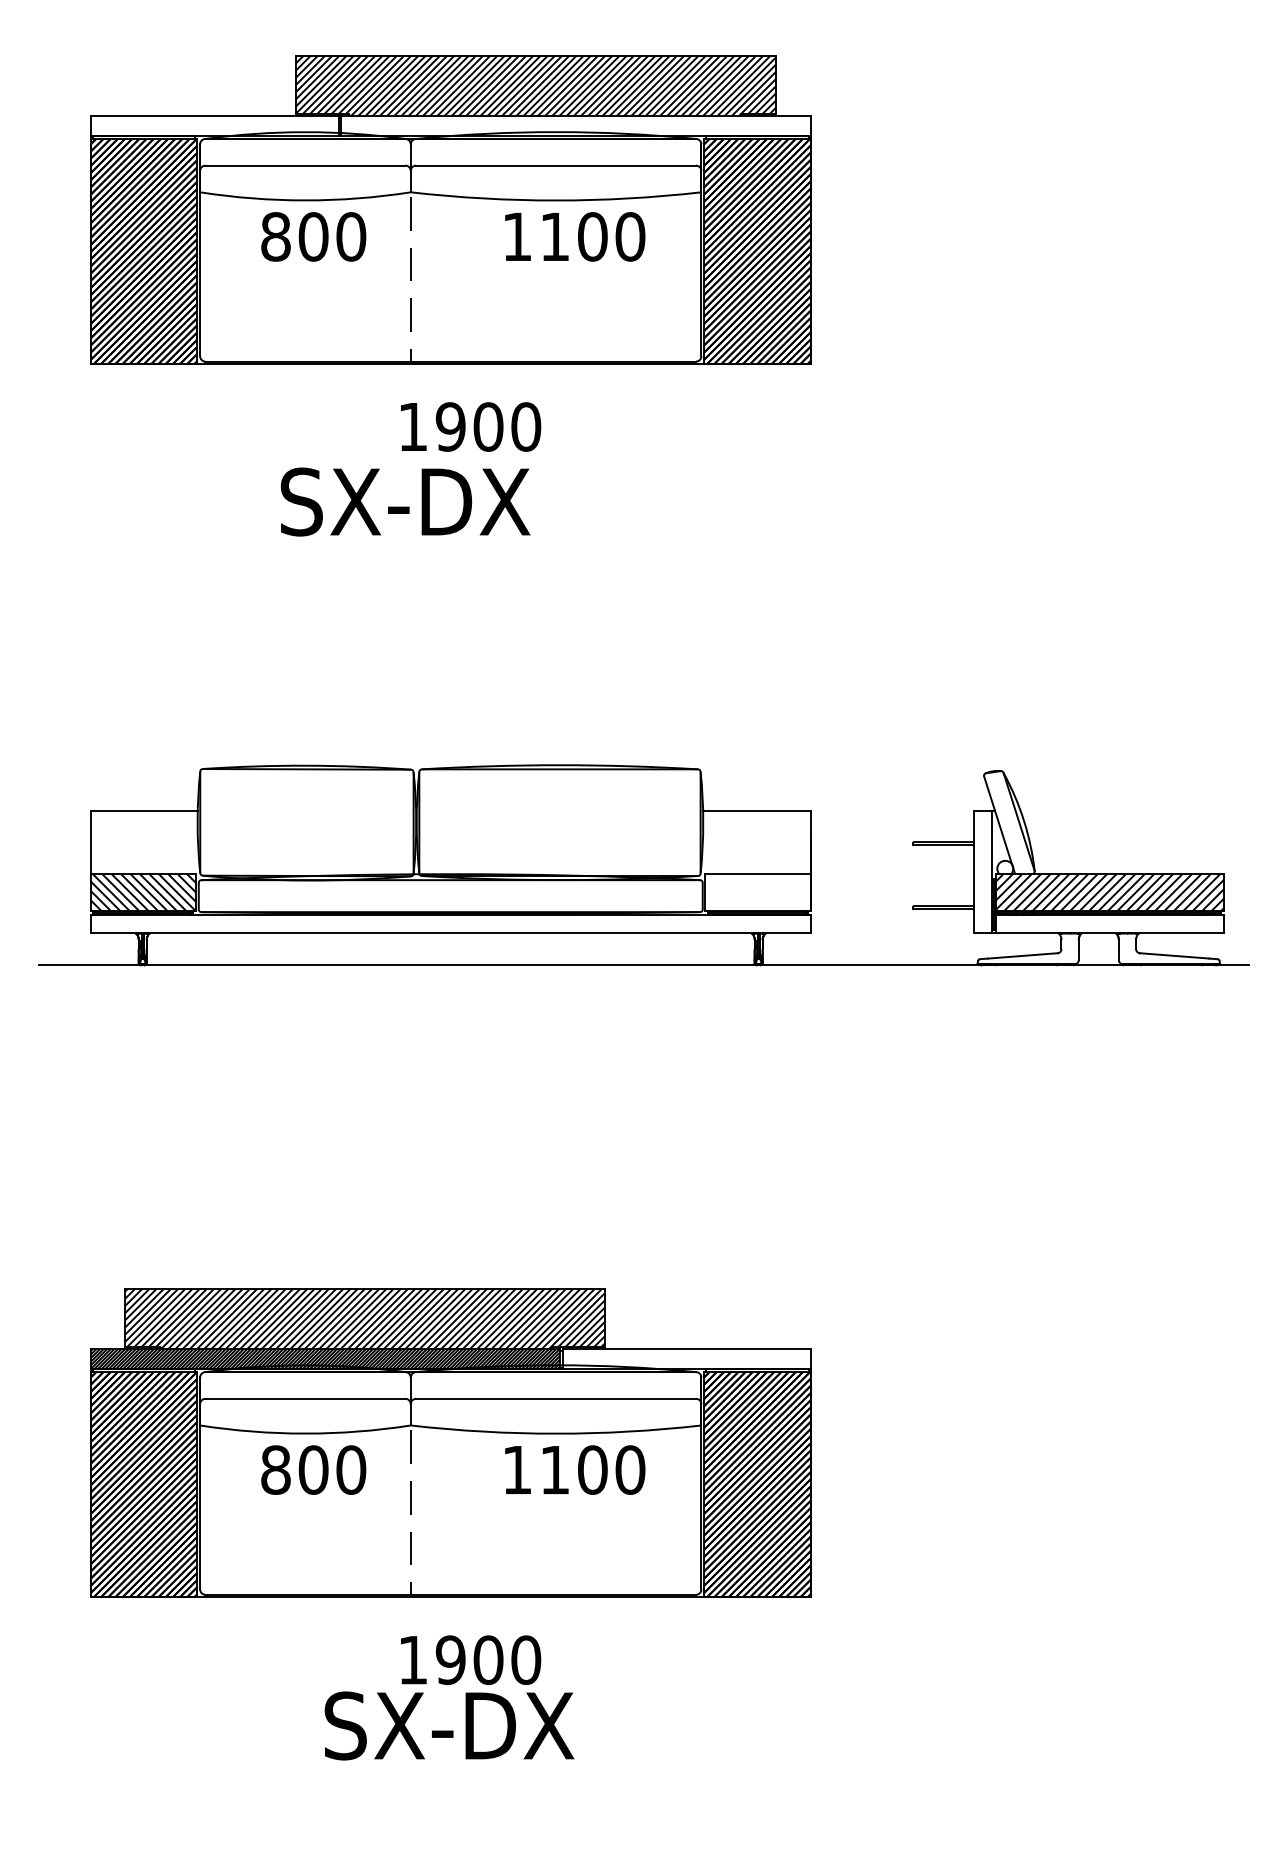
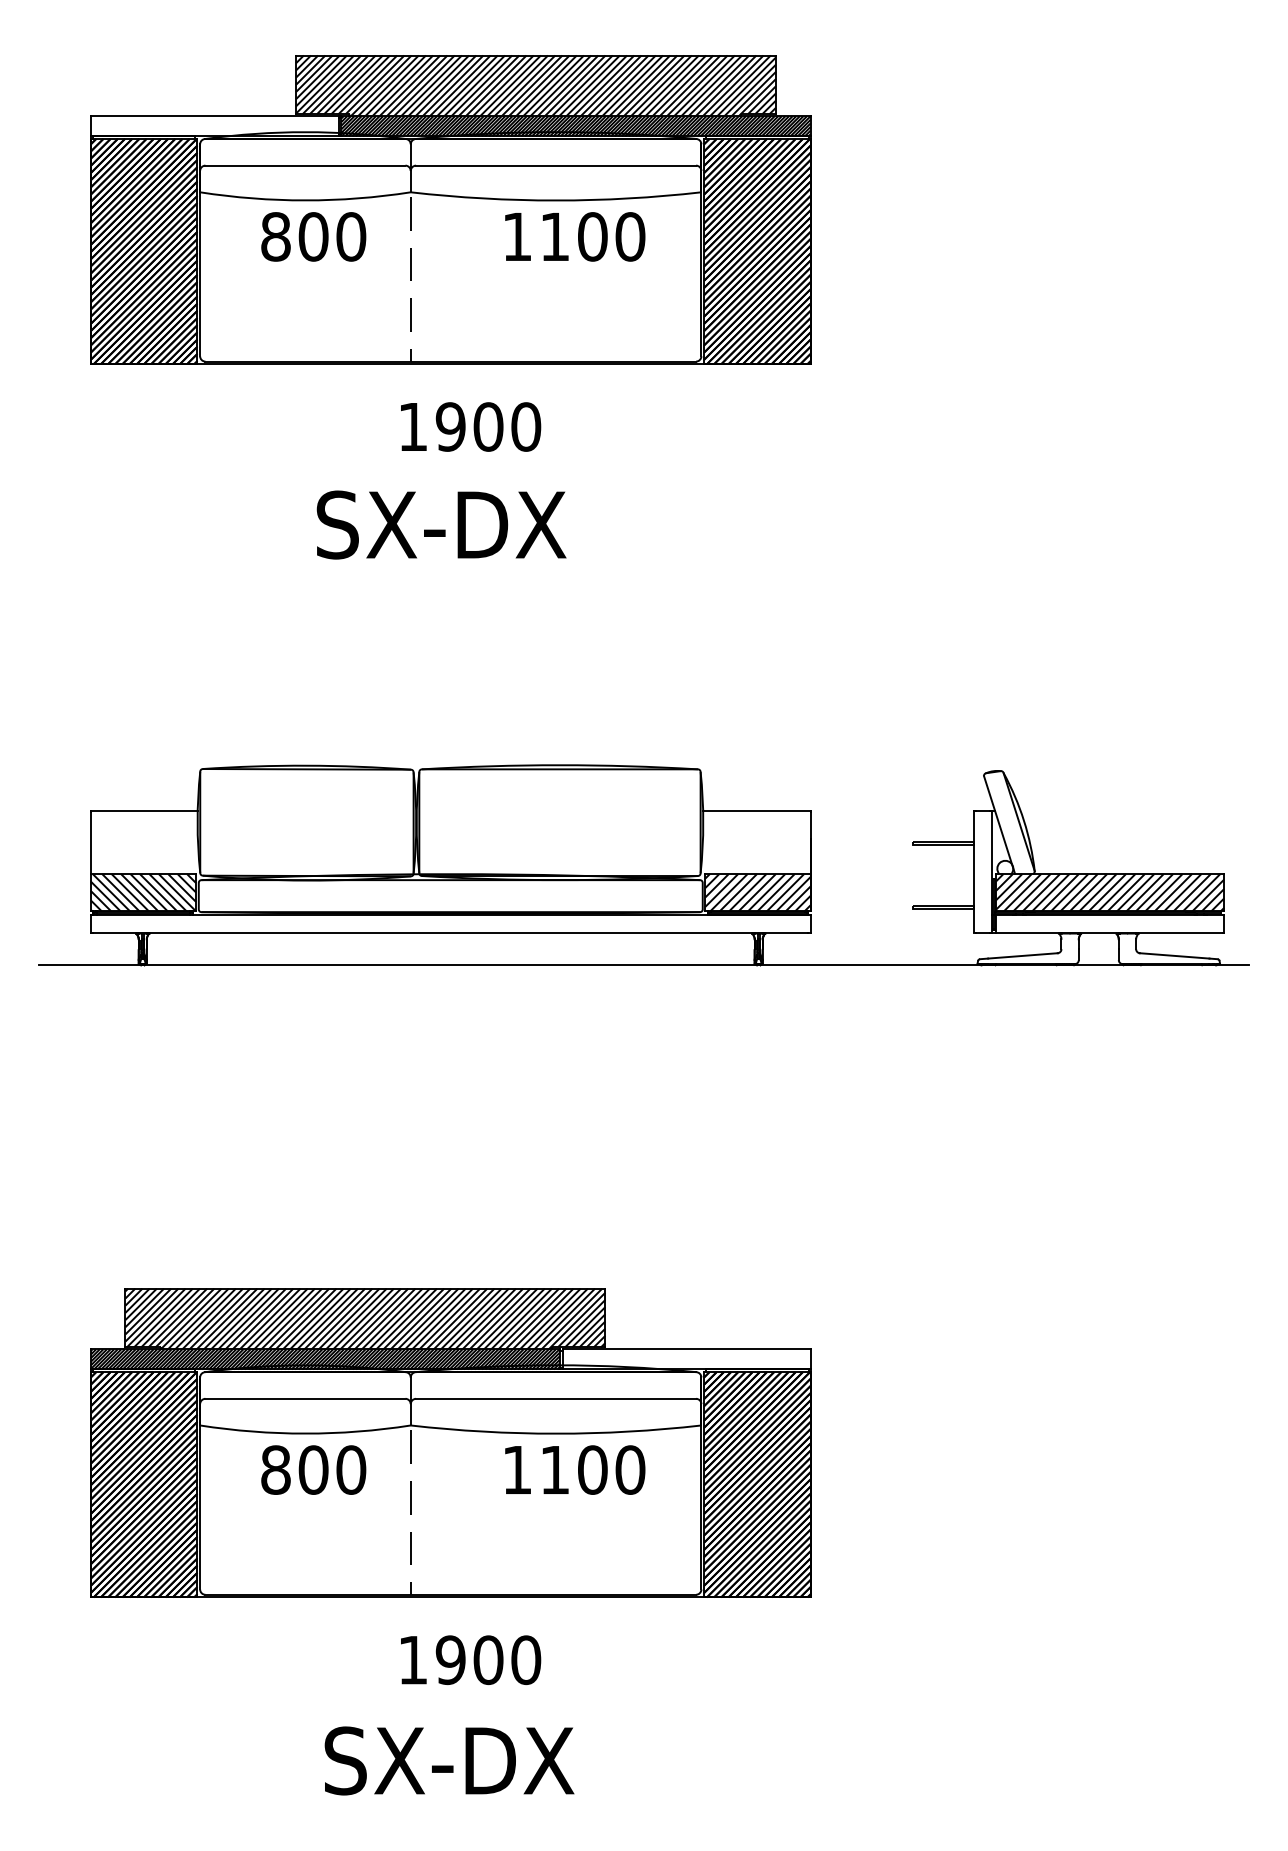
hatch: none -> present (575, 126)
text position: (405, 501) -> (441, 524) (441, 524)
hatch: none -> present (757, 892)
text position: (449, 1725) -> (449, 1760) (449, 1760)
